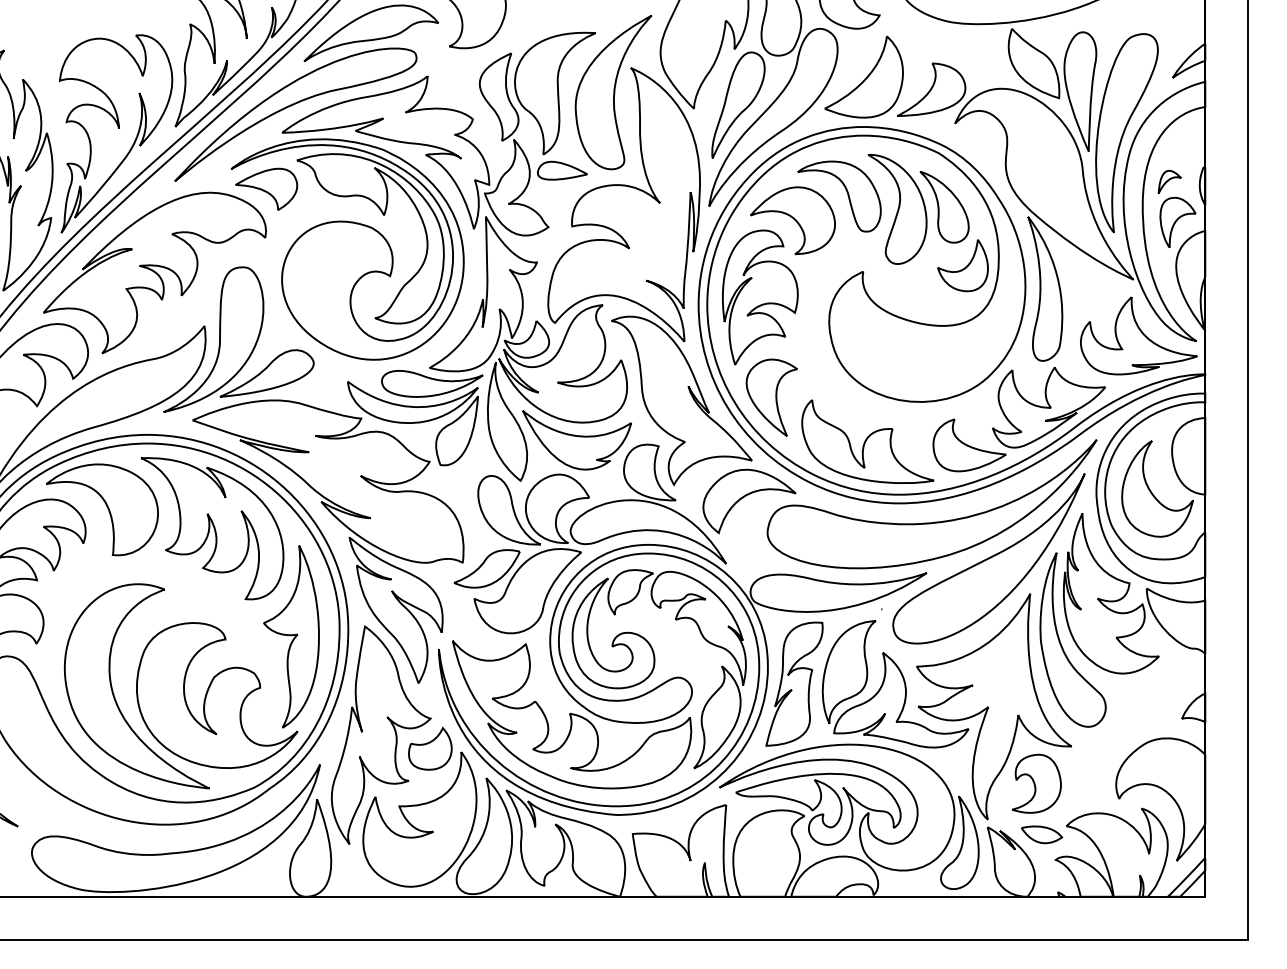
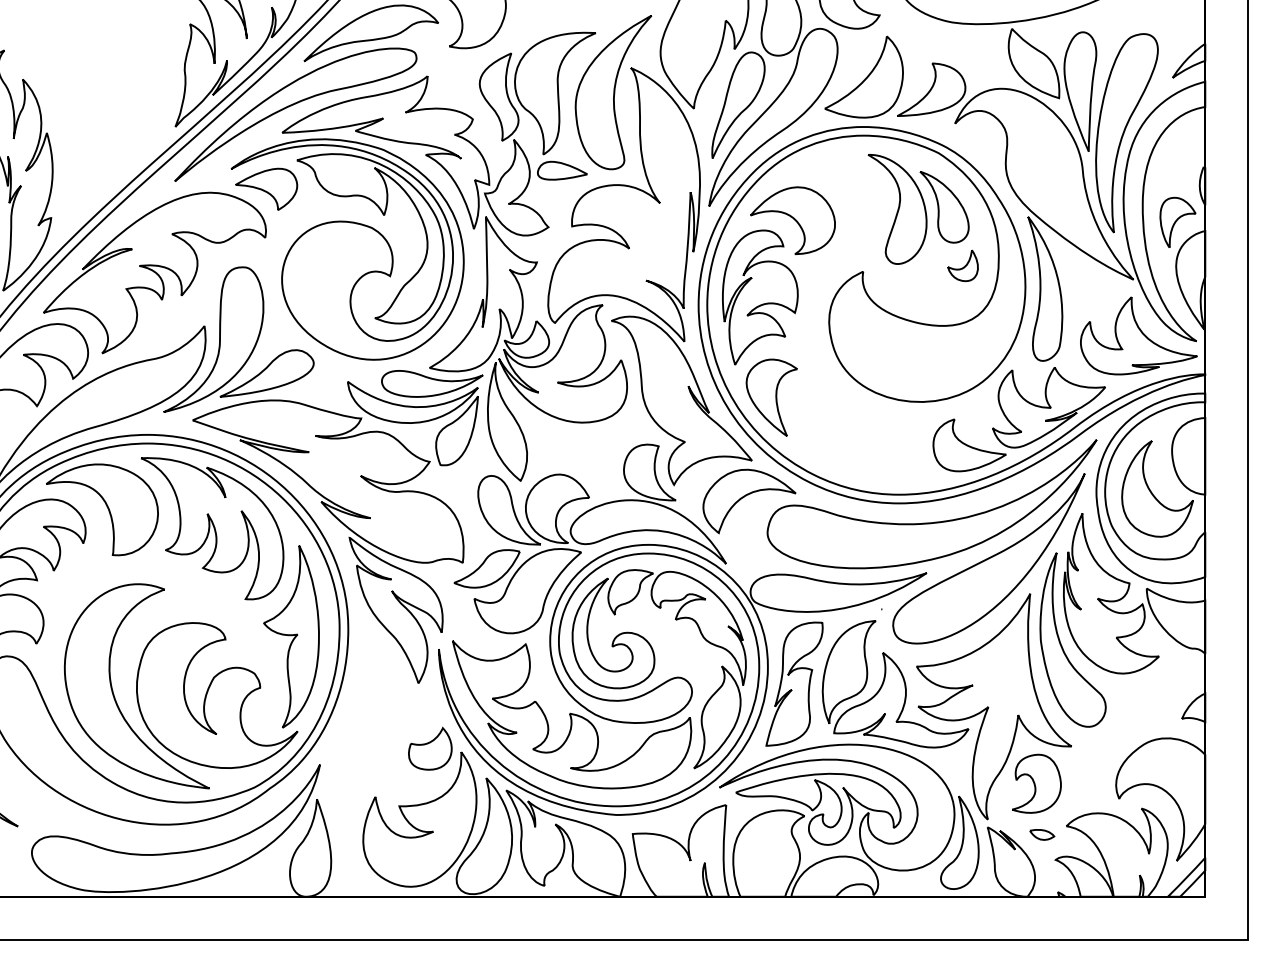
part: present -> none (116, 133)
part: present -> none (1169, 181)
part: present -> none (846, 192)
part size: 52x54 px -> 32x34 px (962, 265)
part: present -> none (576, 440)
part: present -> none (867, 441)
part: present -> none (380, 734)
part size: 43x20 px -> 27x12 px (1042, 834)
